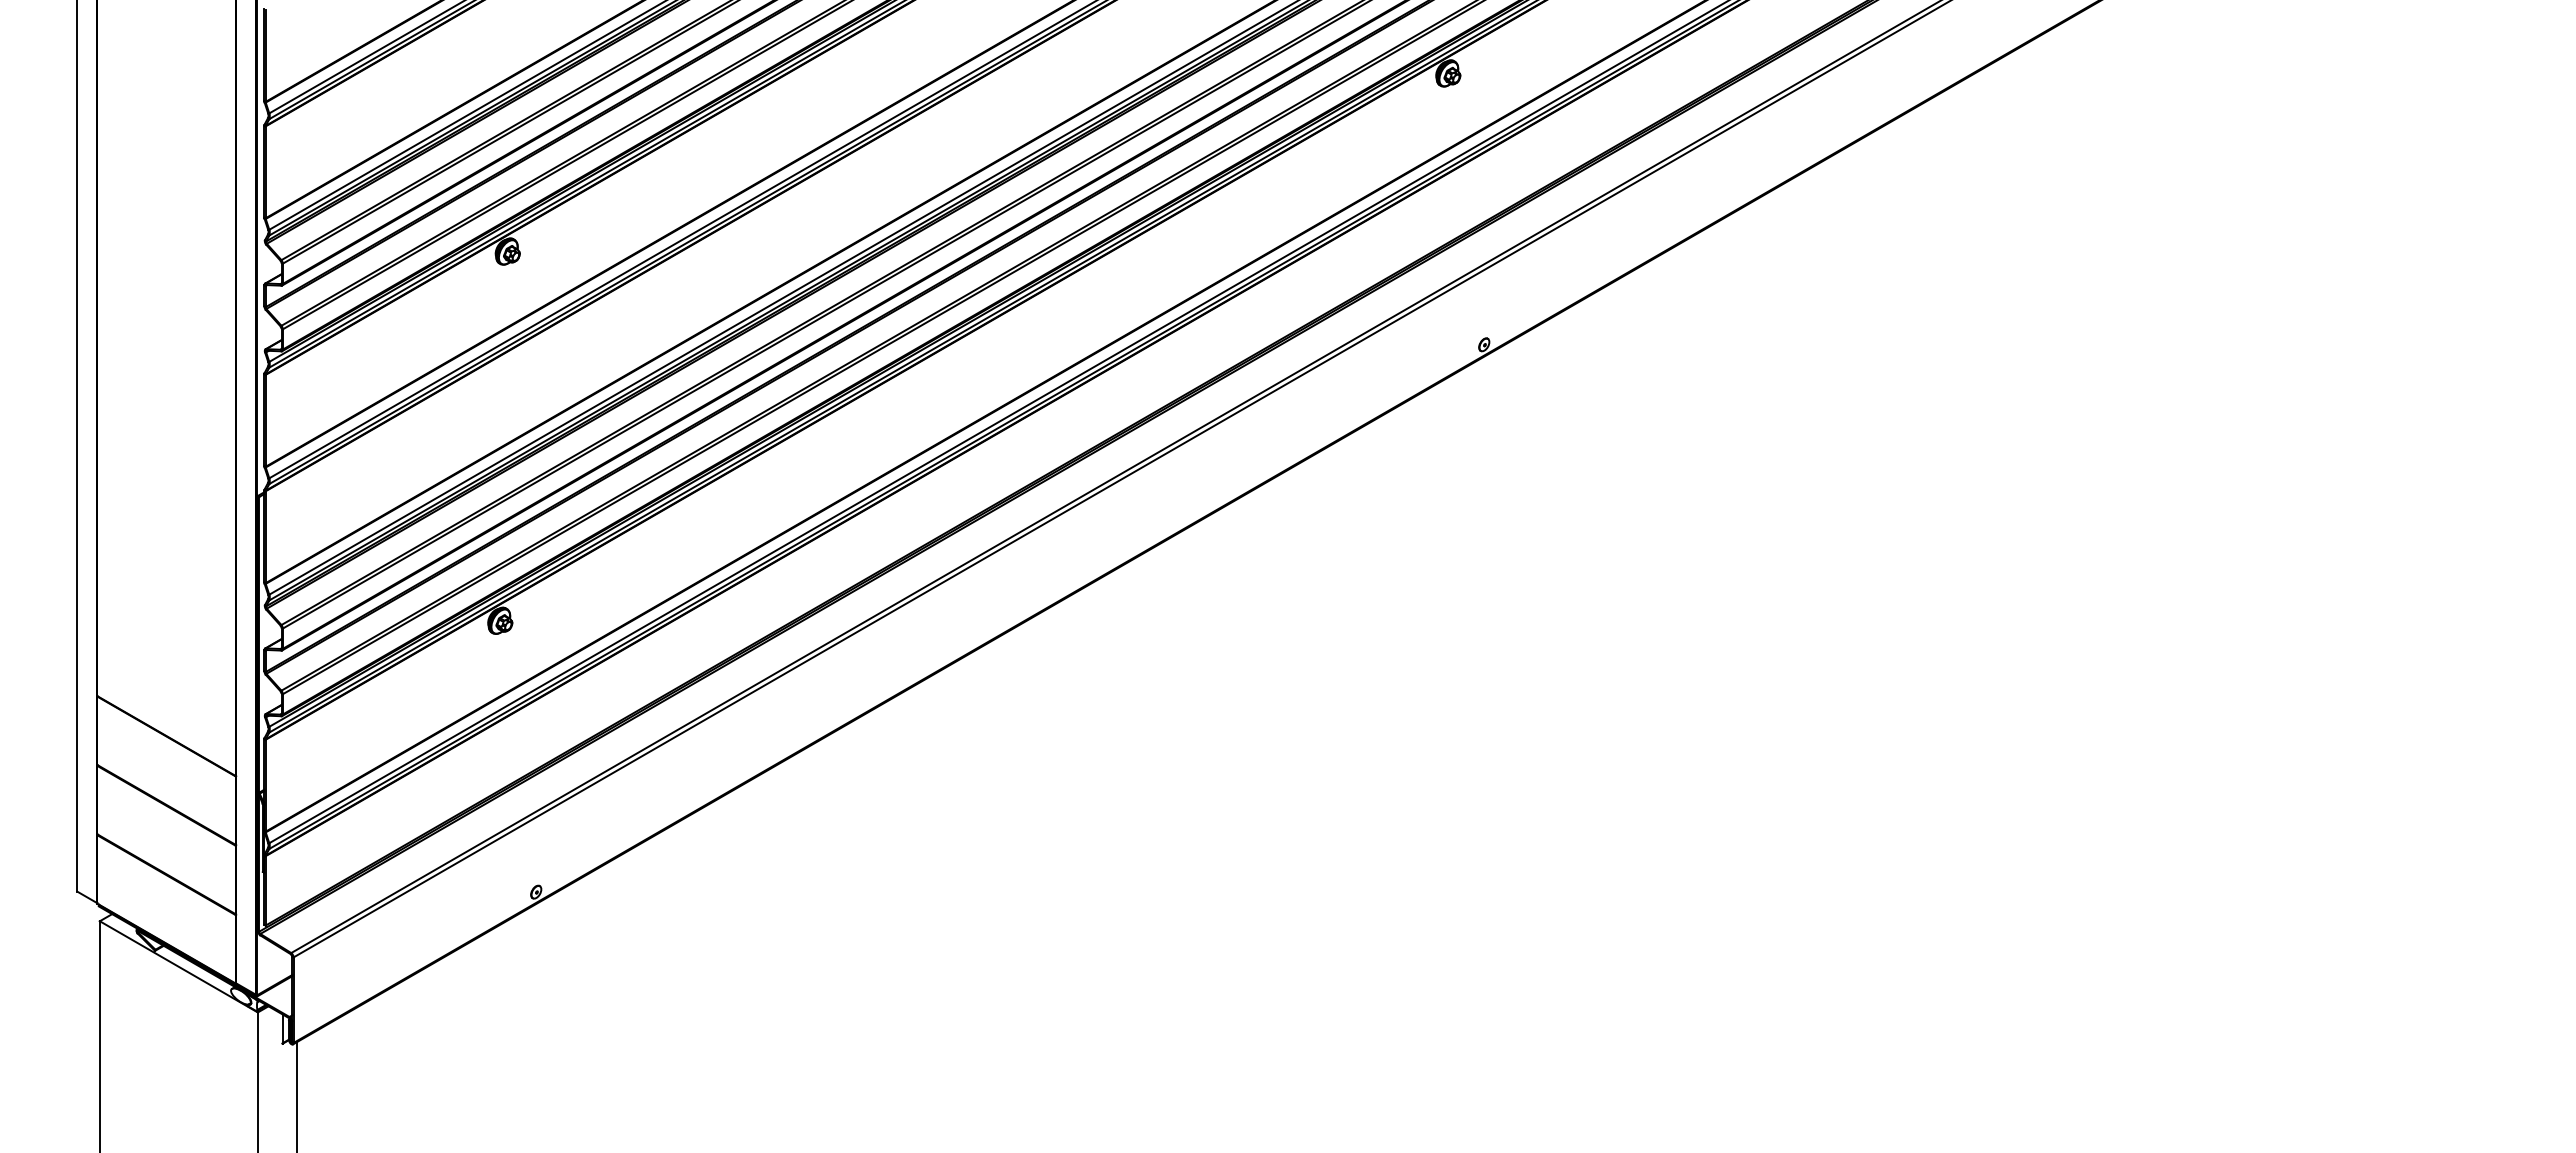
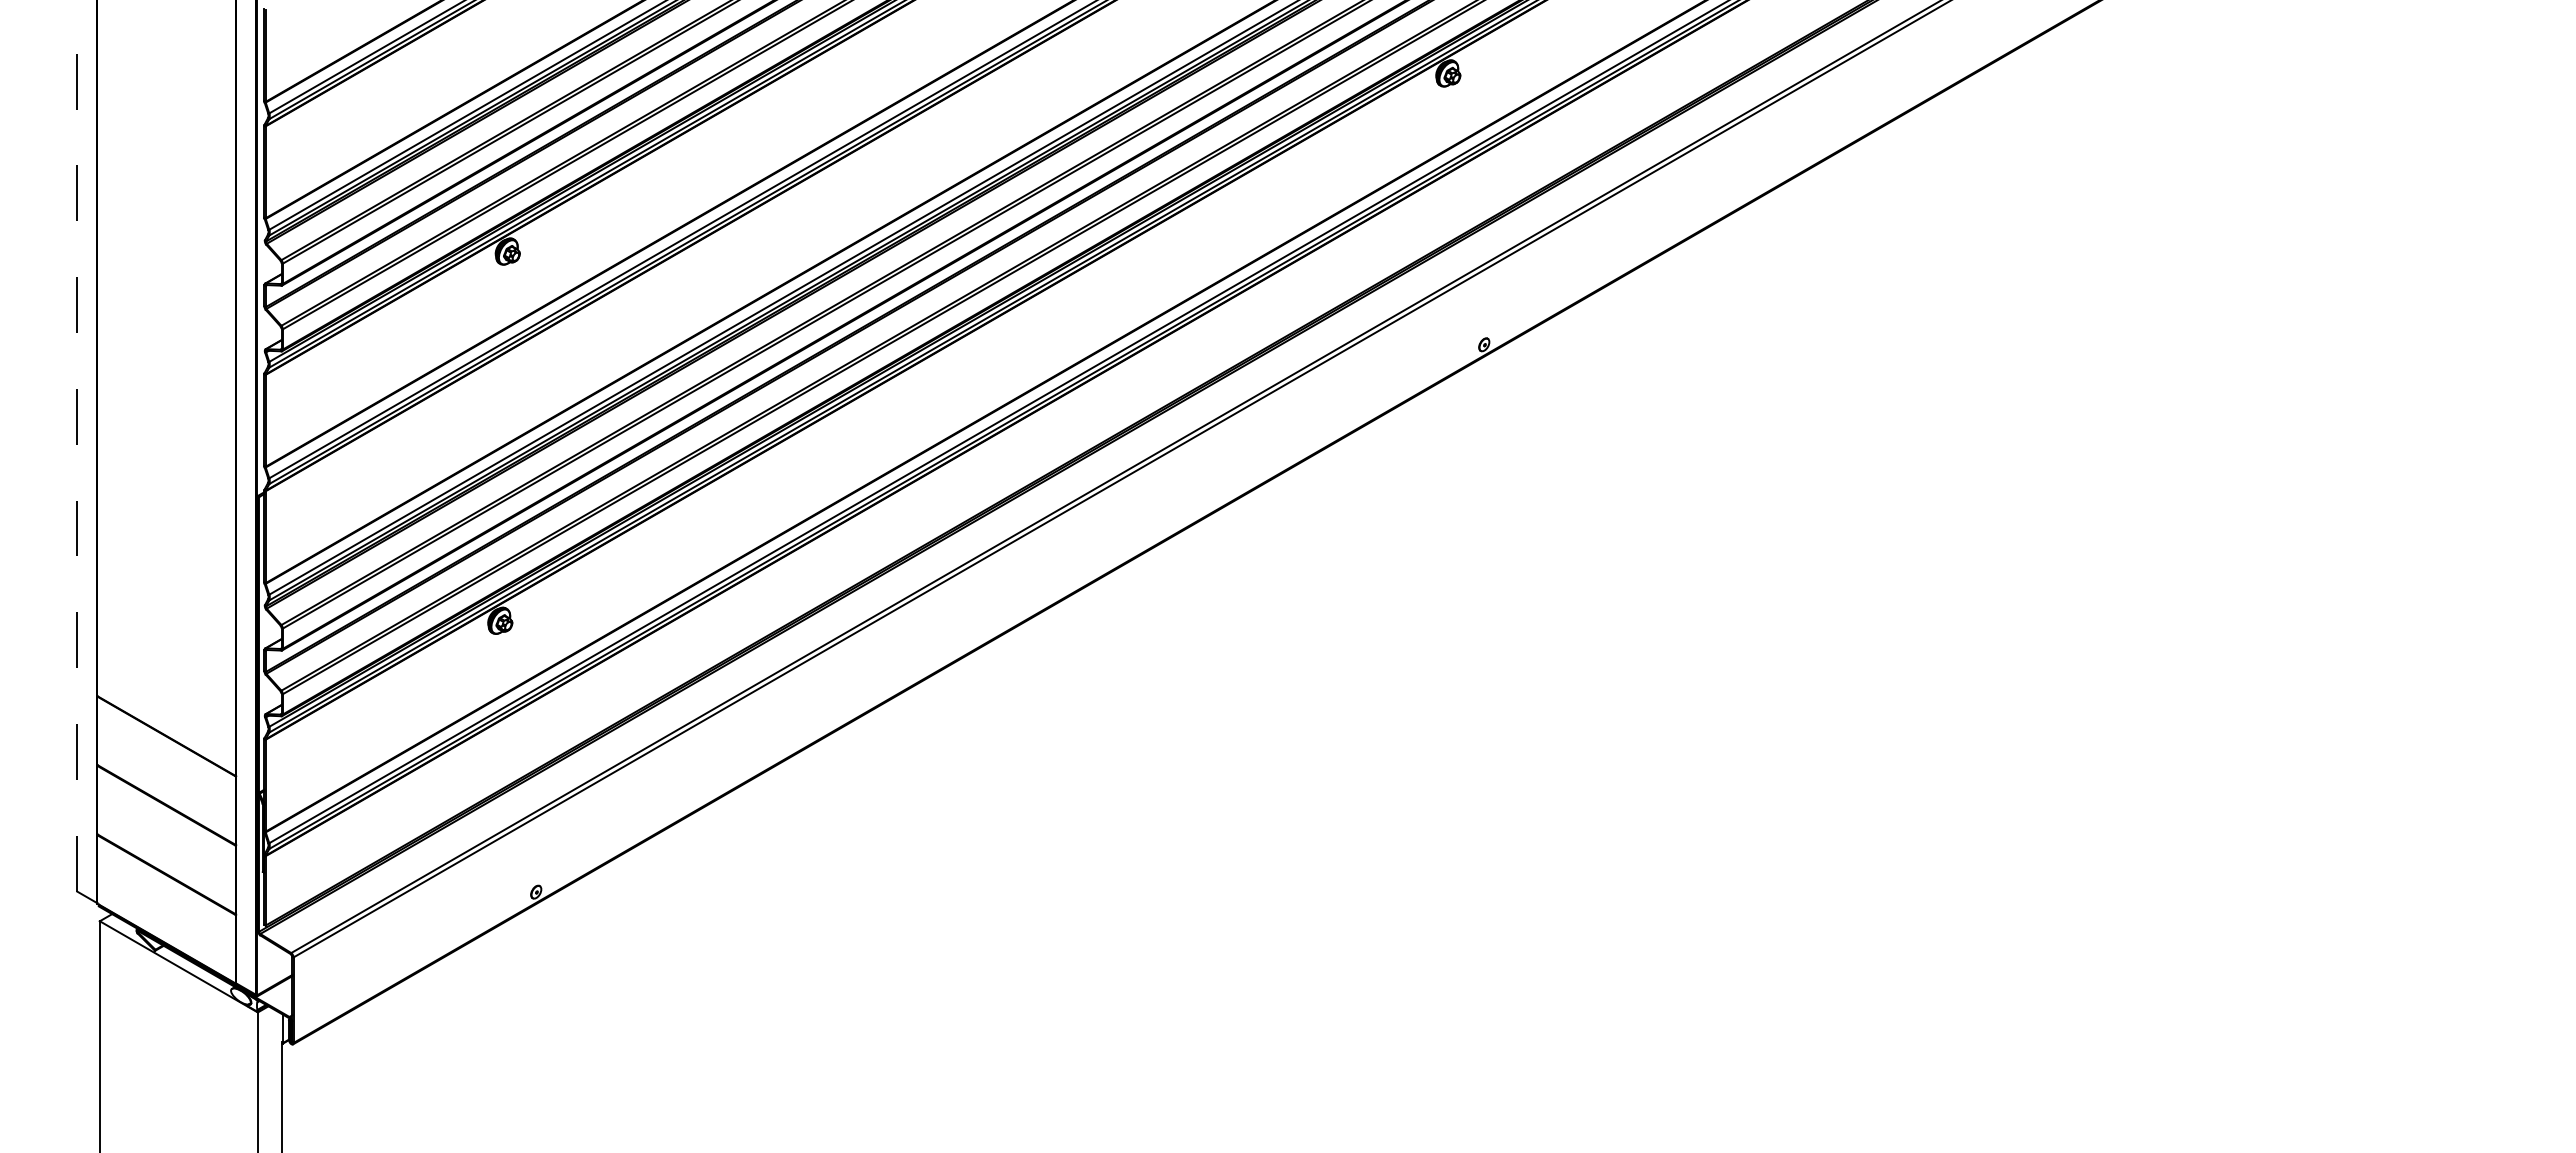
line: solid -> dashed (77, 445)
line position: (297, 1095) -> (282, 1095) (282, 1095)
